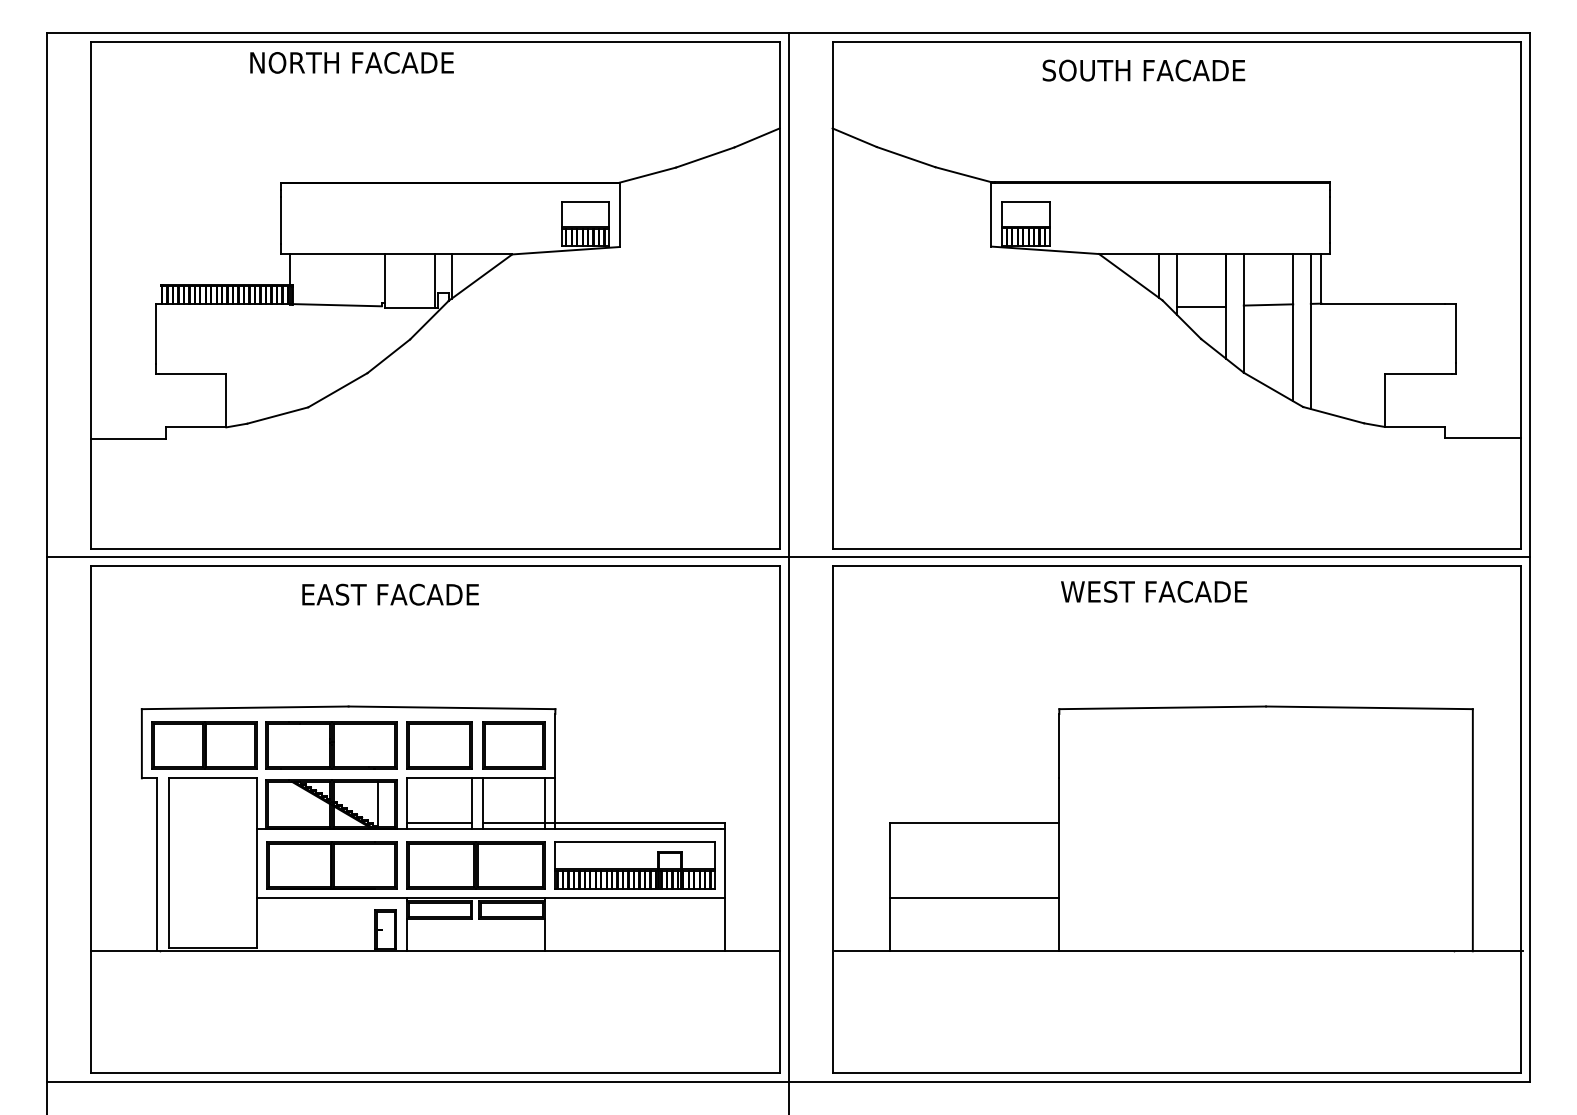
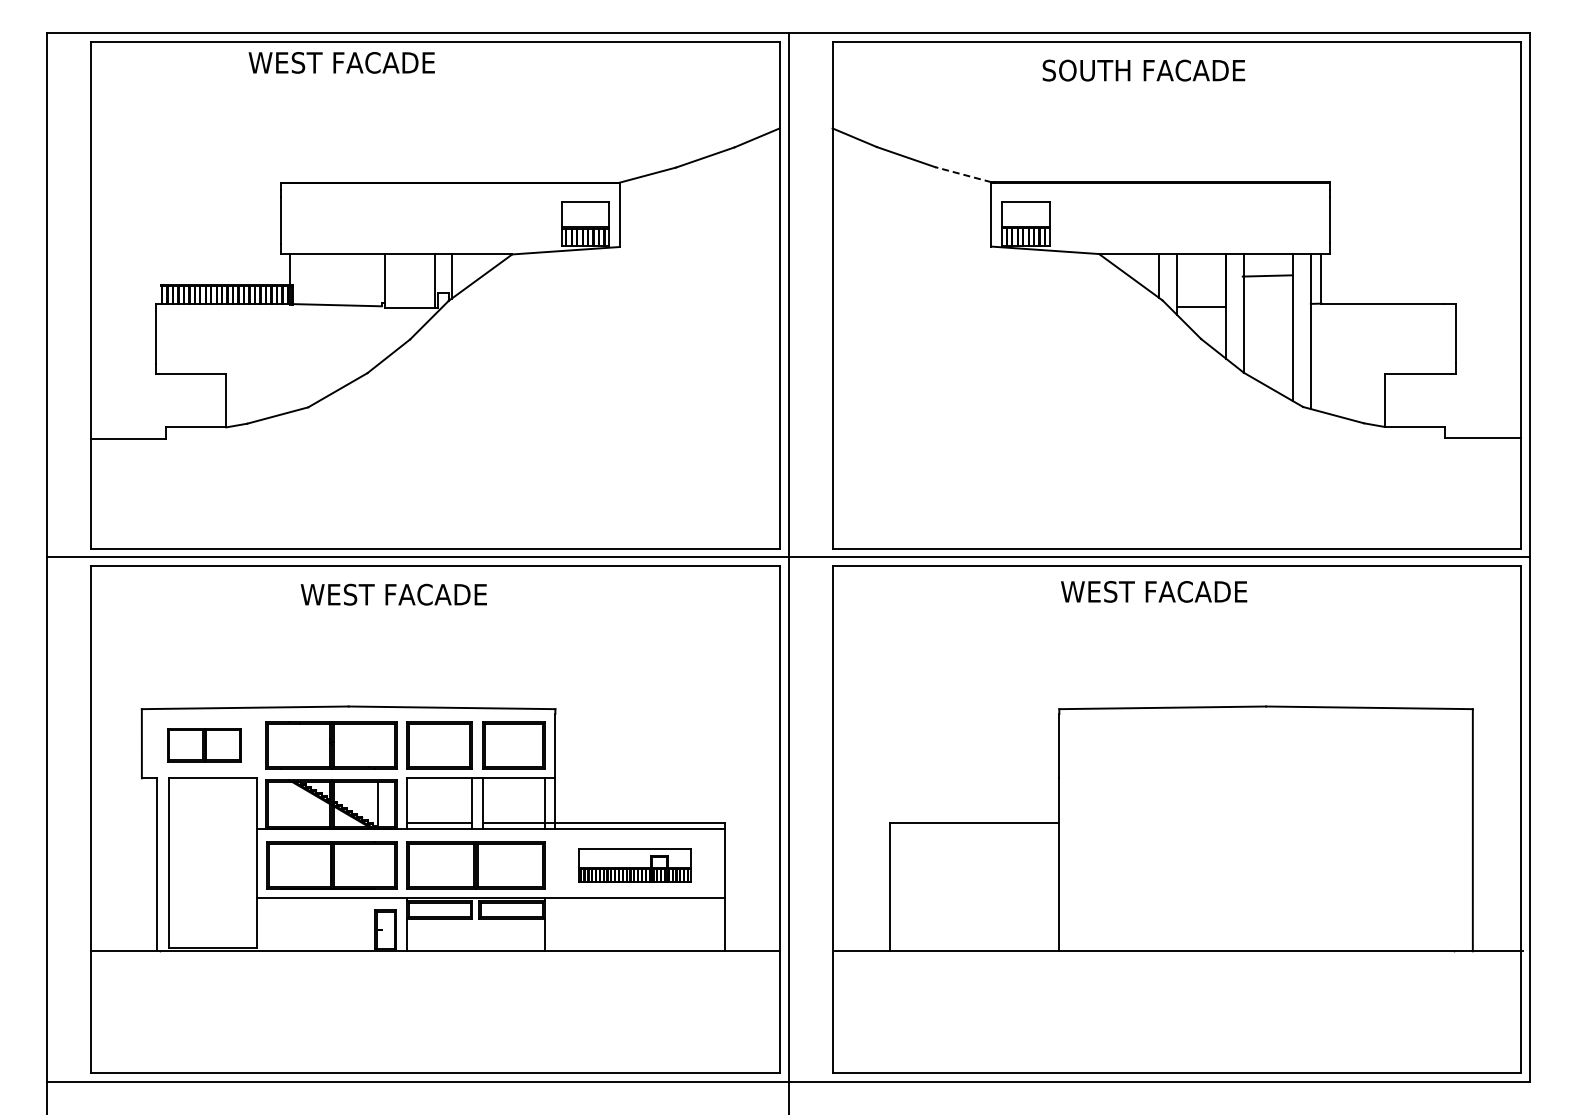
text: NORTH FACADE -> WEST FACADE (350, 62)
line: solid -> dashed (962, 174)
line position: (1268, 304) -> (1267, 275) (1267, 275)
text: EAST FACADE -> WEST FACADE (393, 594)
part size: 107x49 px -> 75x35 px (204, 745)
part size: 162x49 px -> 114x35 px (634, 865)
line: present -> none (974, 898)
